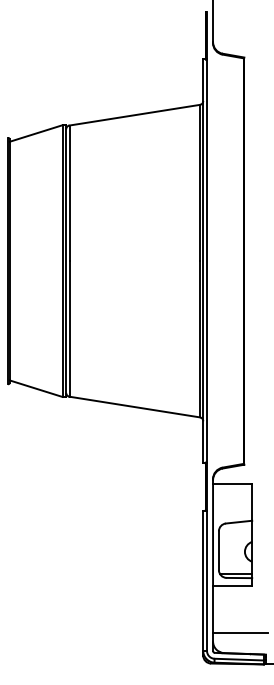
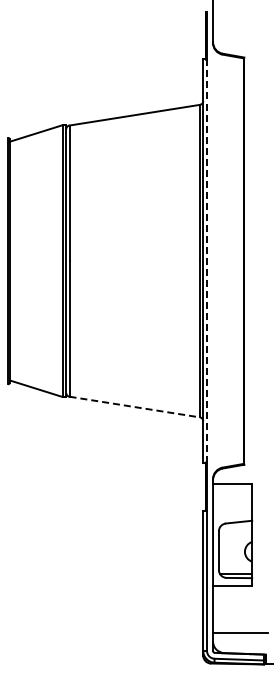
line: solid -> dashed (207, 261)
line: solid -> dashed (135, 407)
